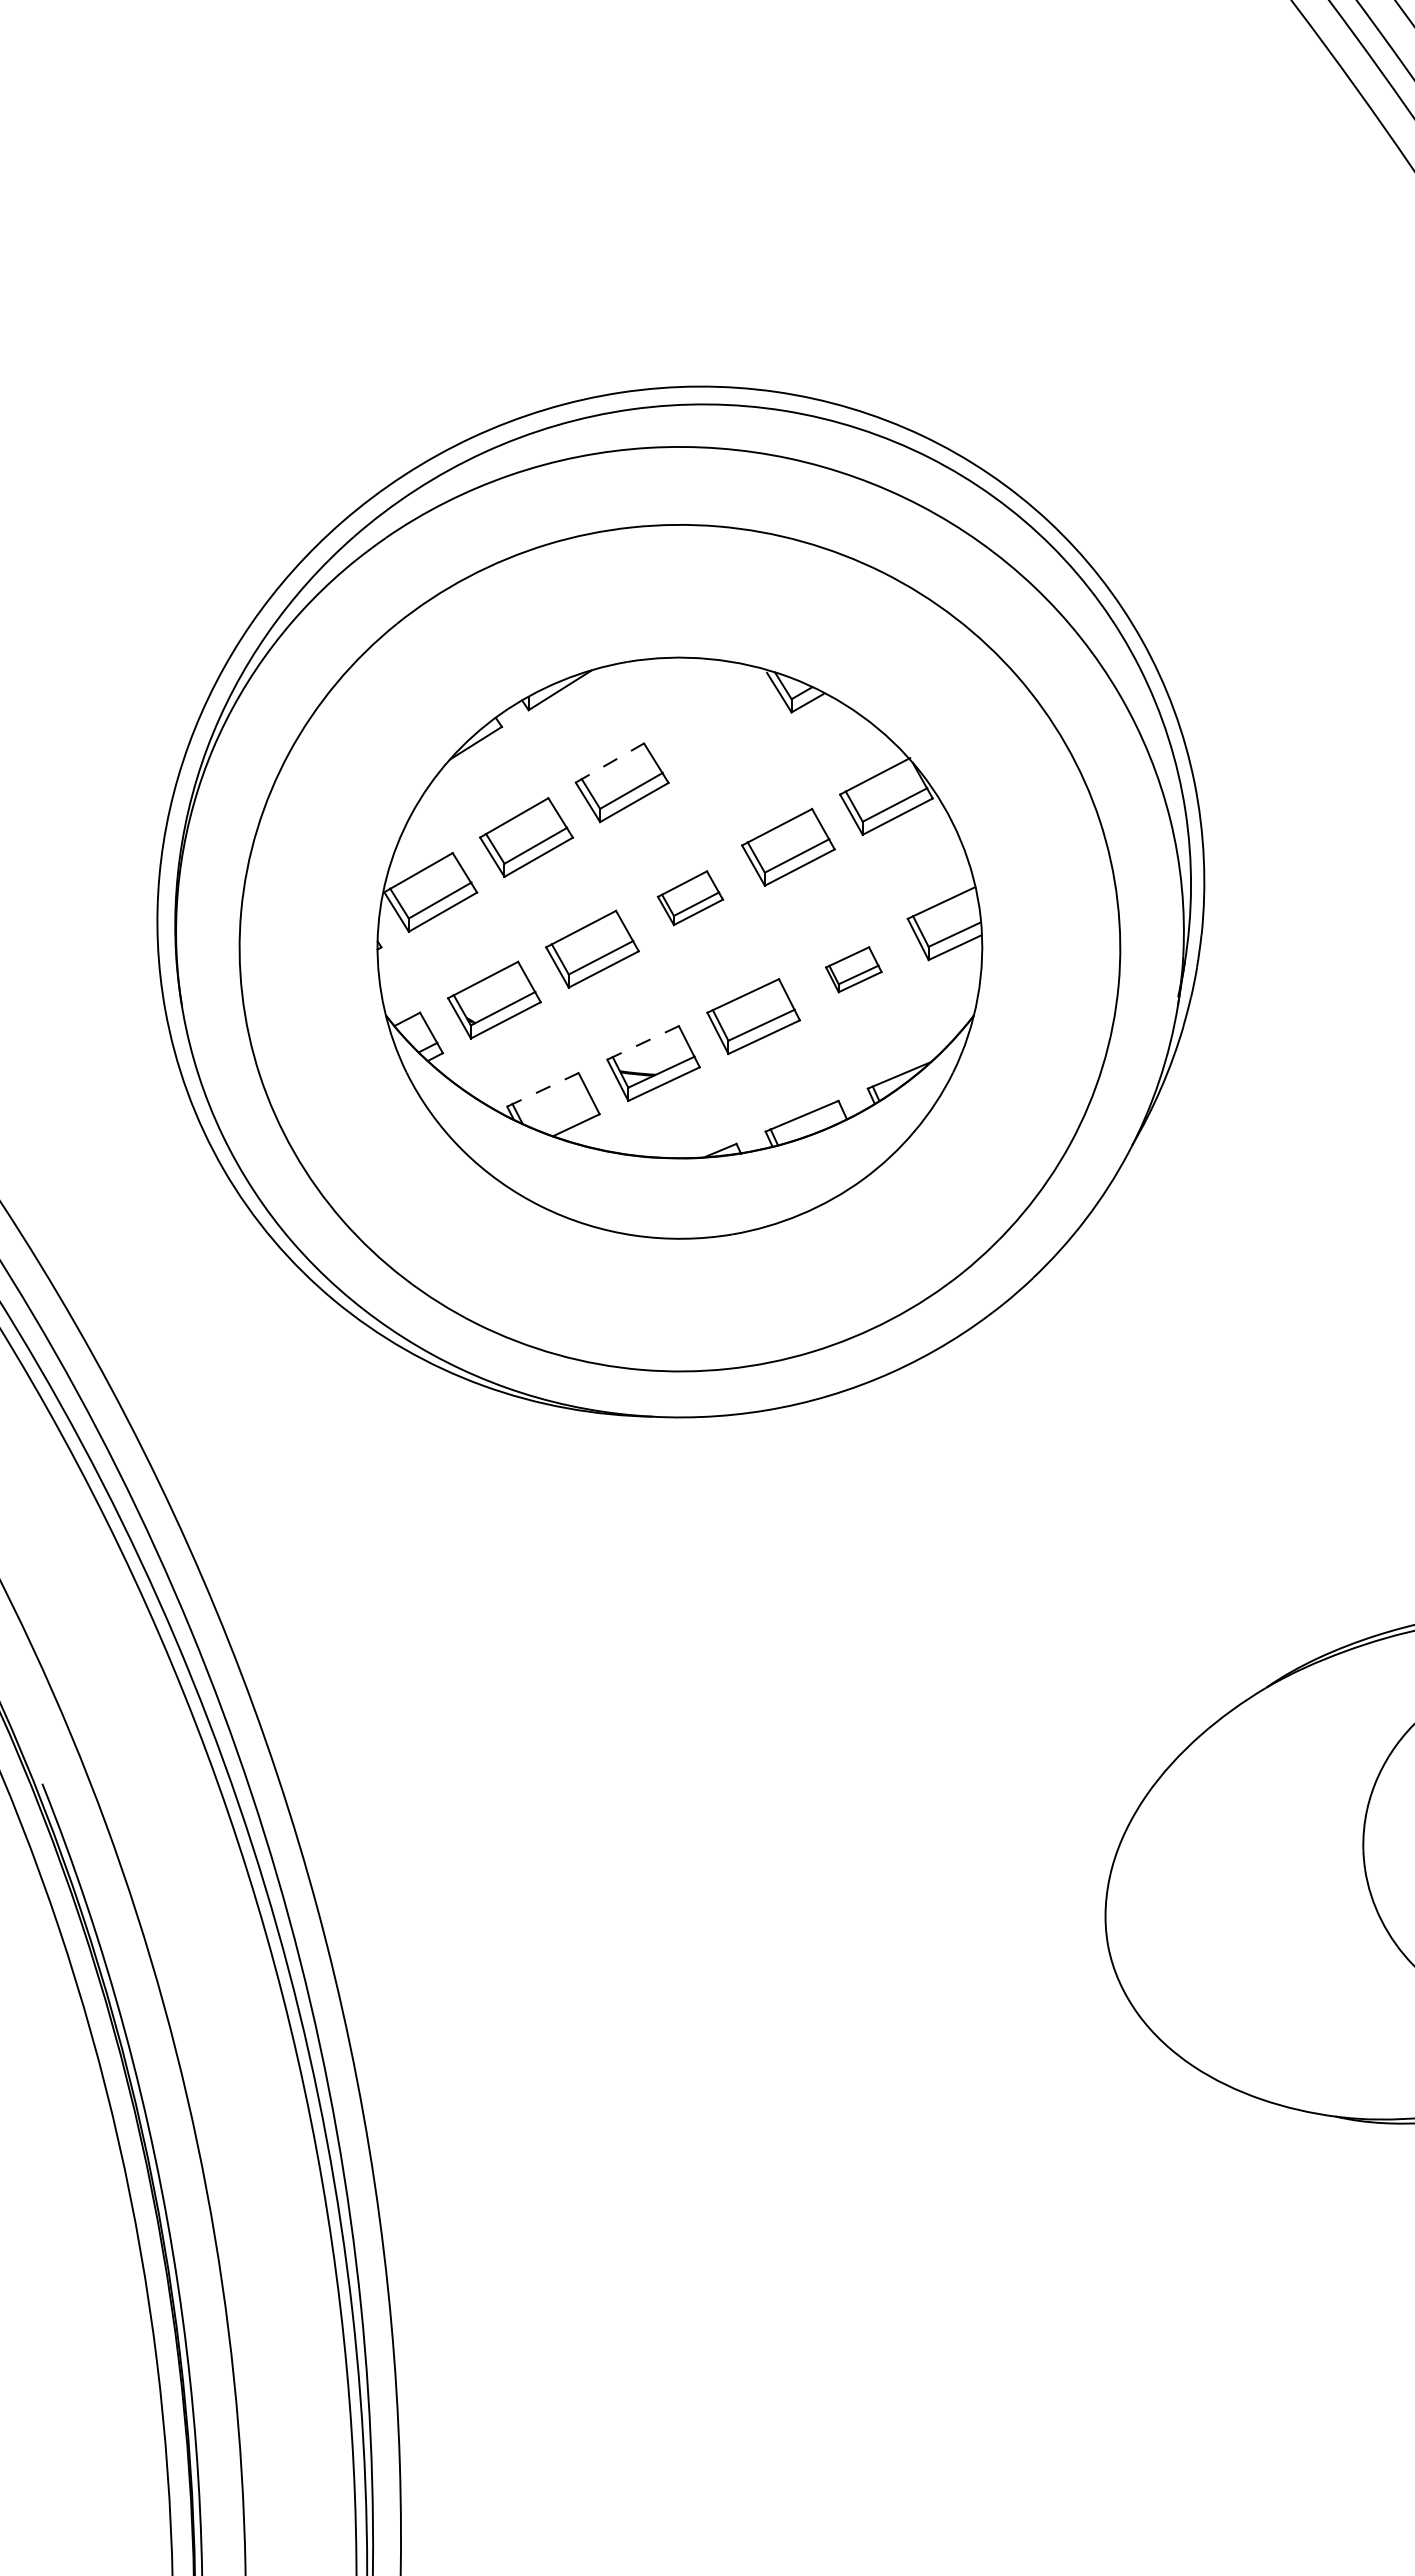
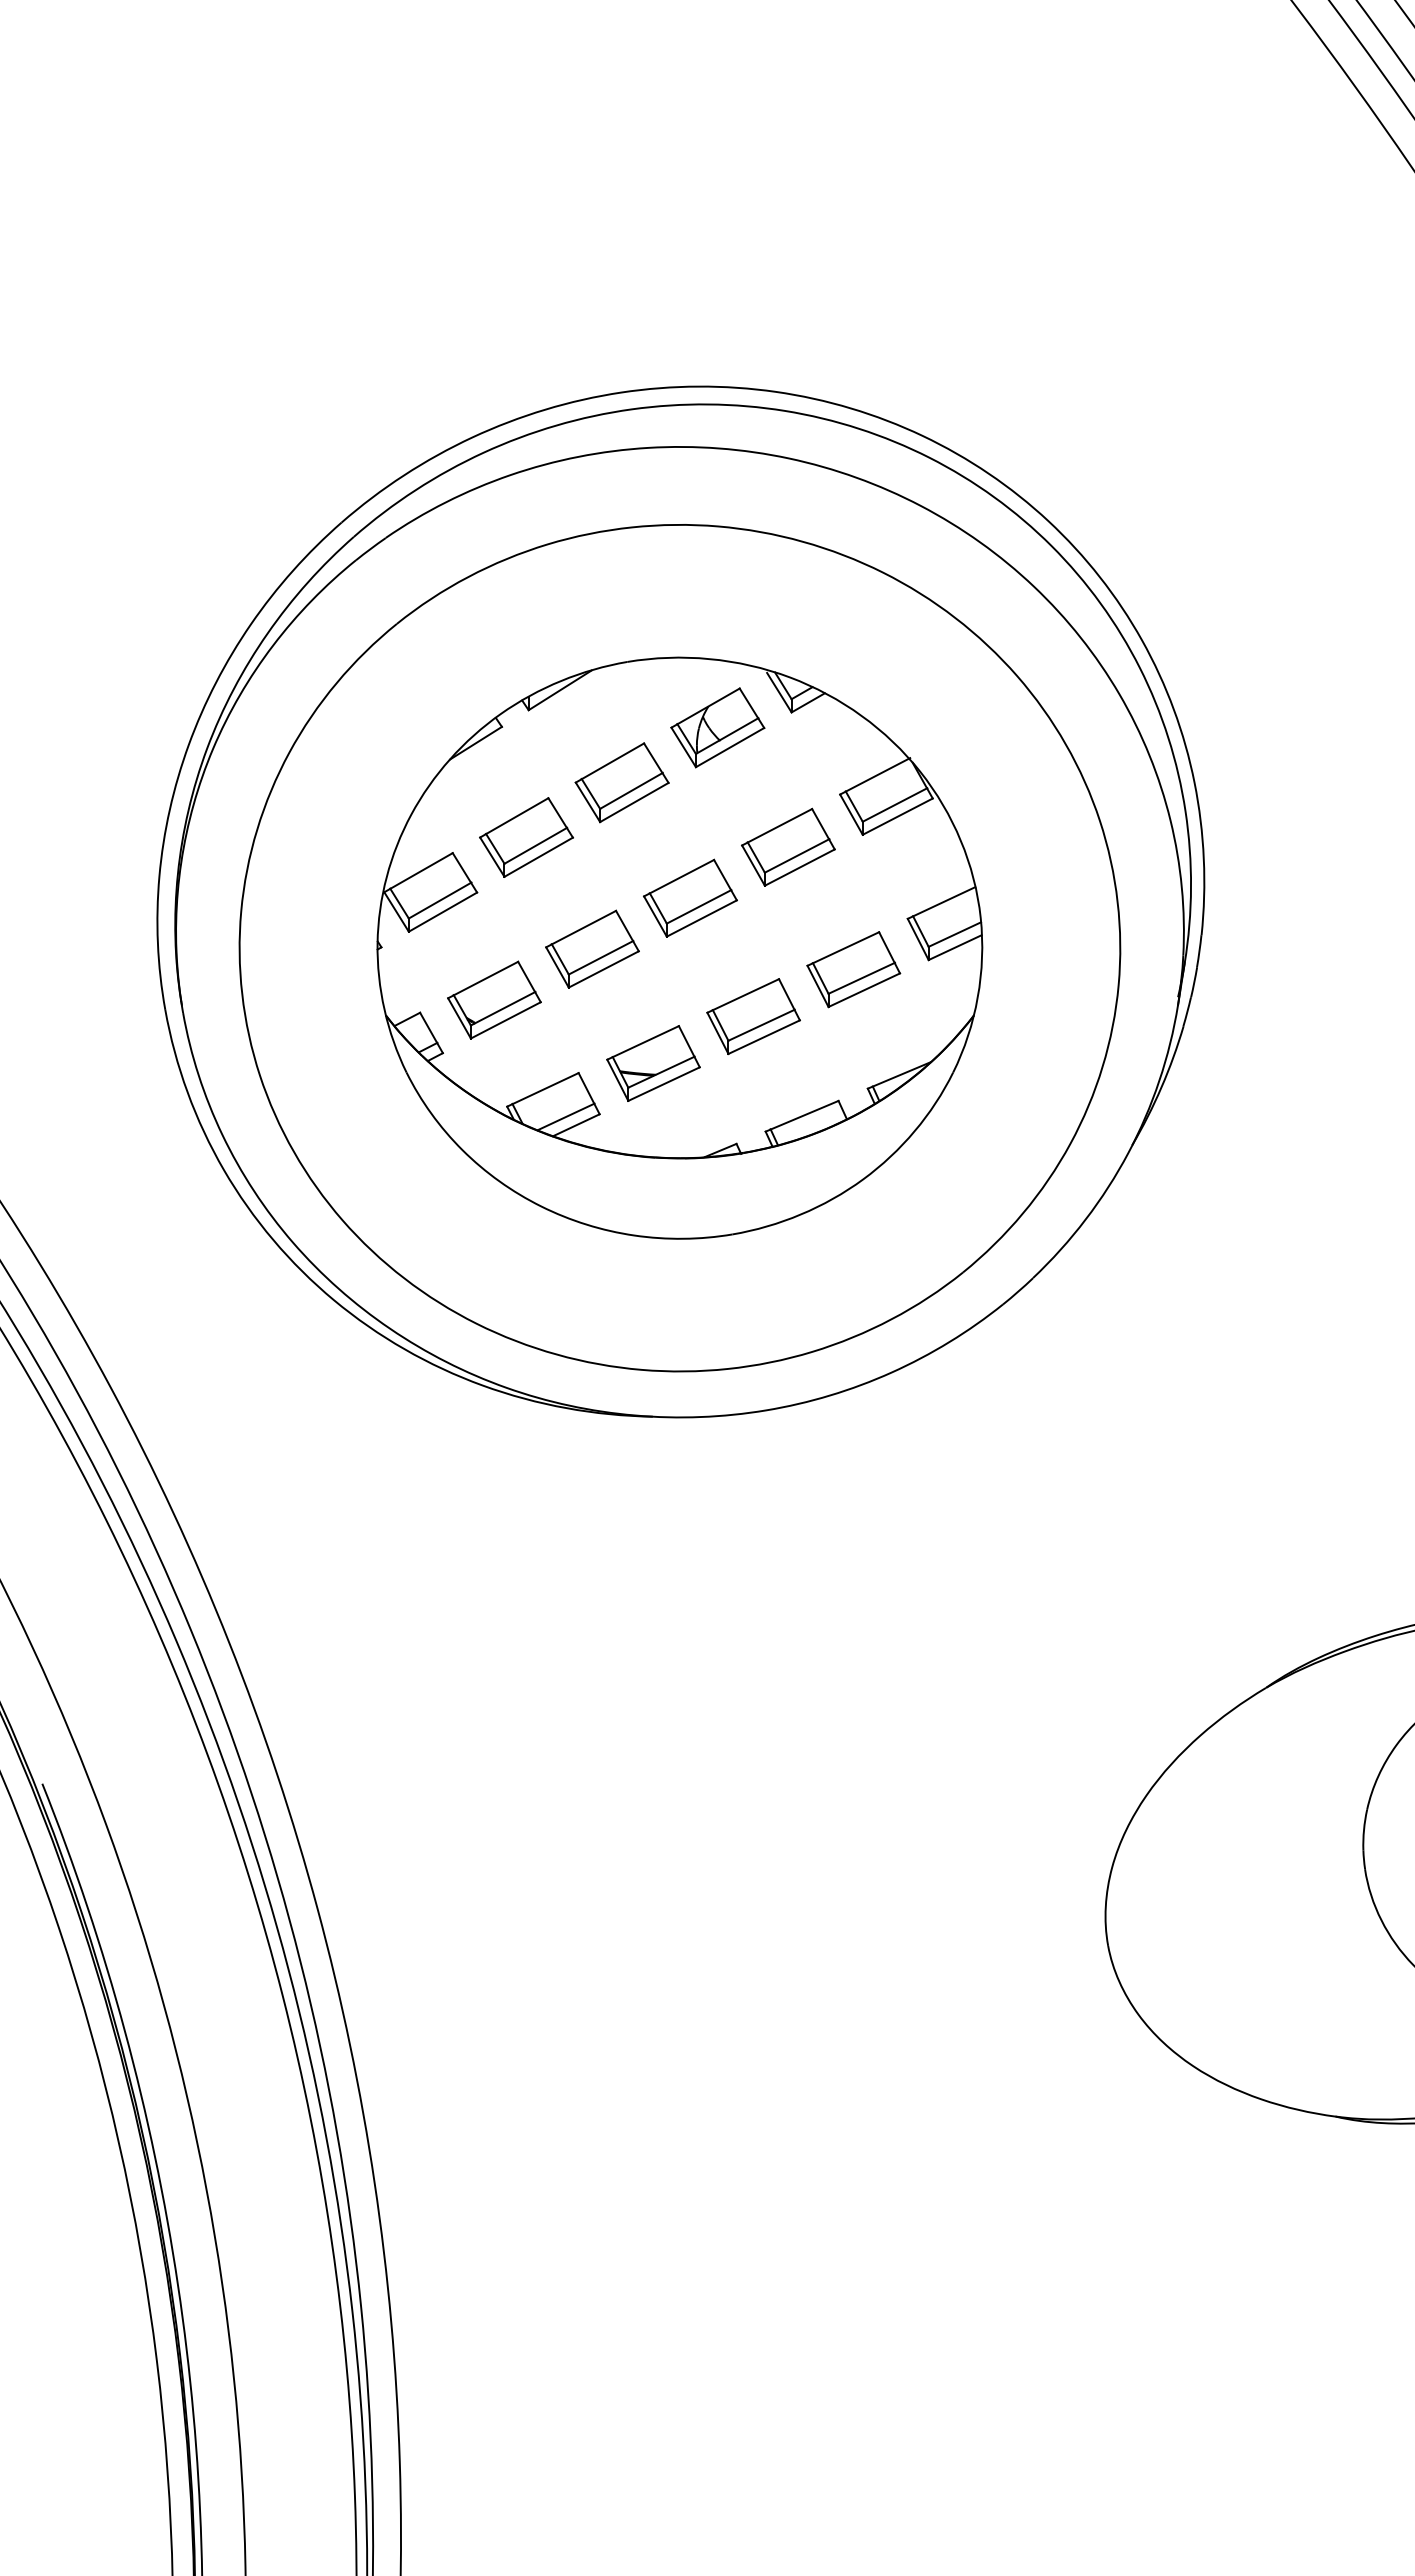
part: none -> present (717, 727)
line: dashed -> solid (610, 762)
part size: 68x57 px -> 95x80 px (690, 897)
part size: 58x48 px -> 96x78 px (853, 969)
line: dashed -> solid (643, 1042)
line: dashed -> solid (543, 1089)
line: none -> present (565, 1116)
